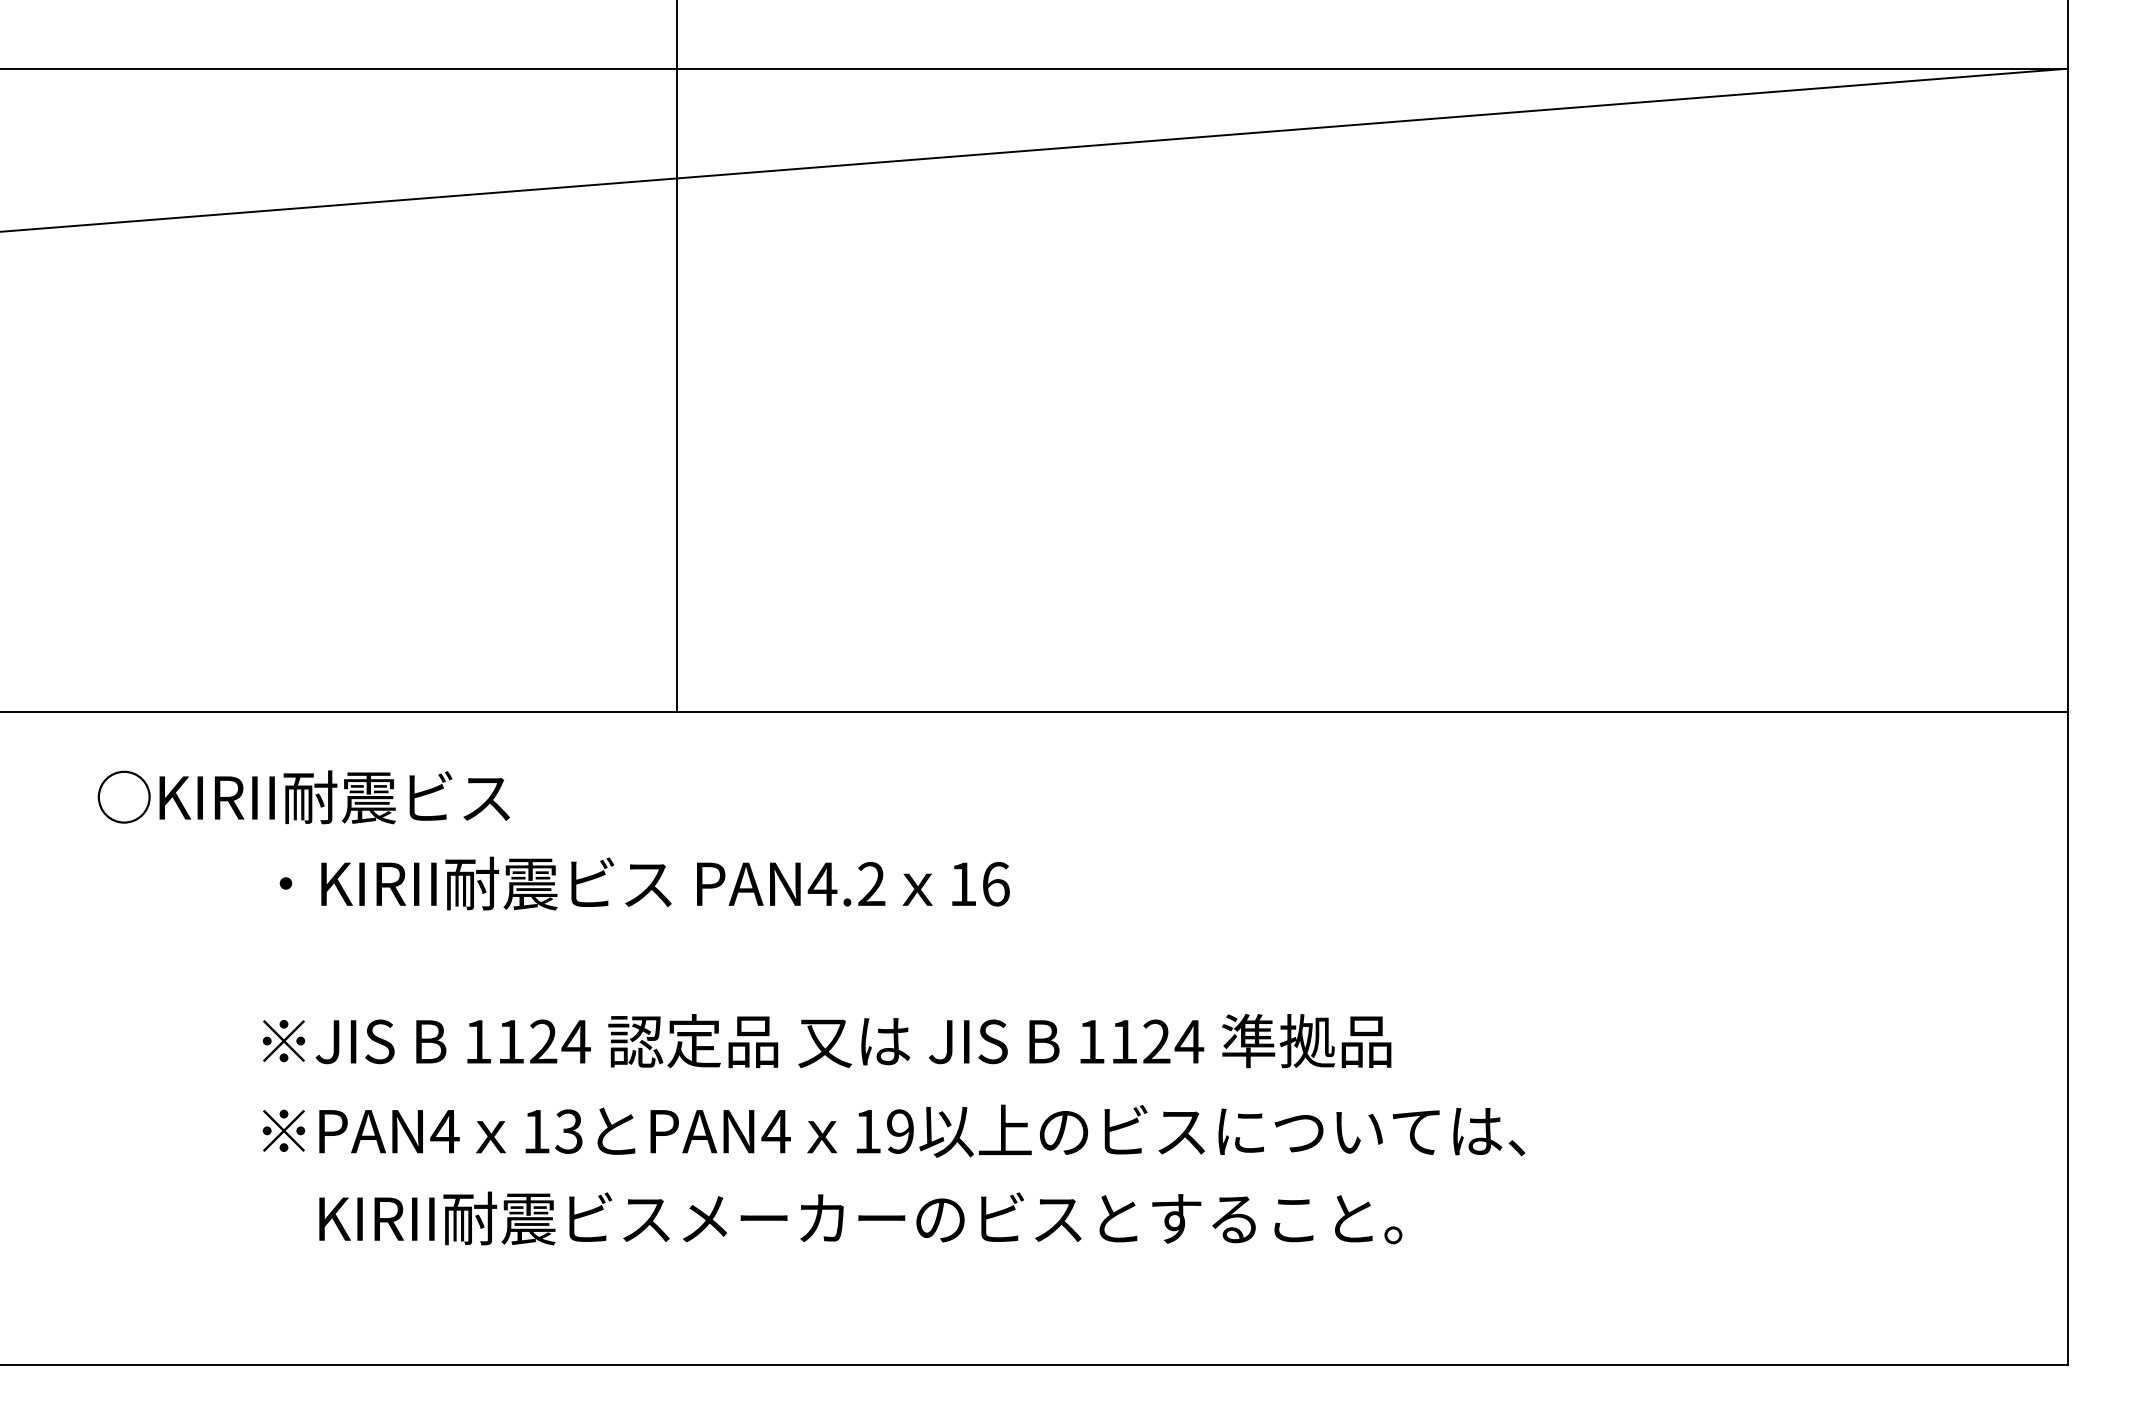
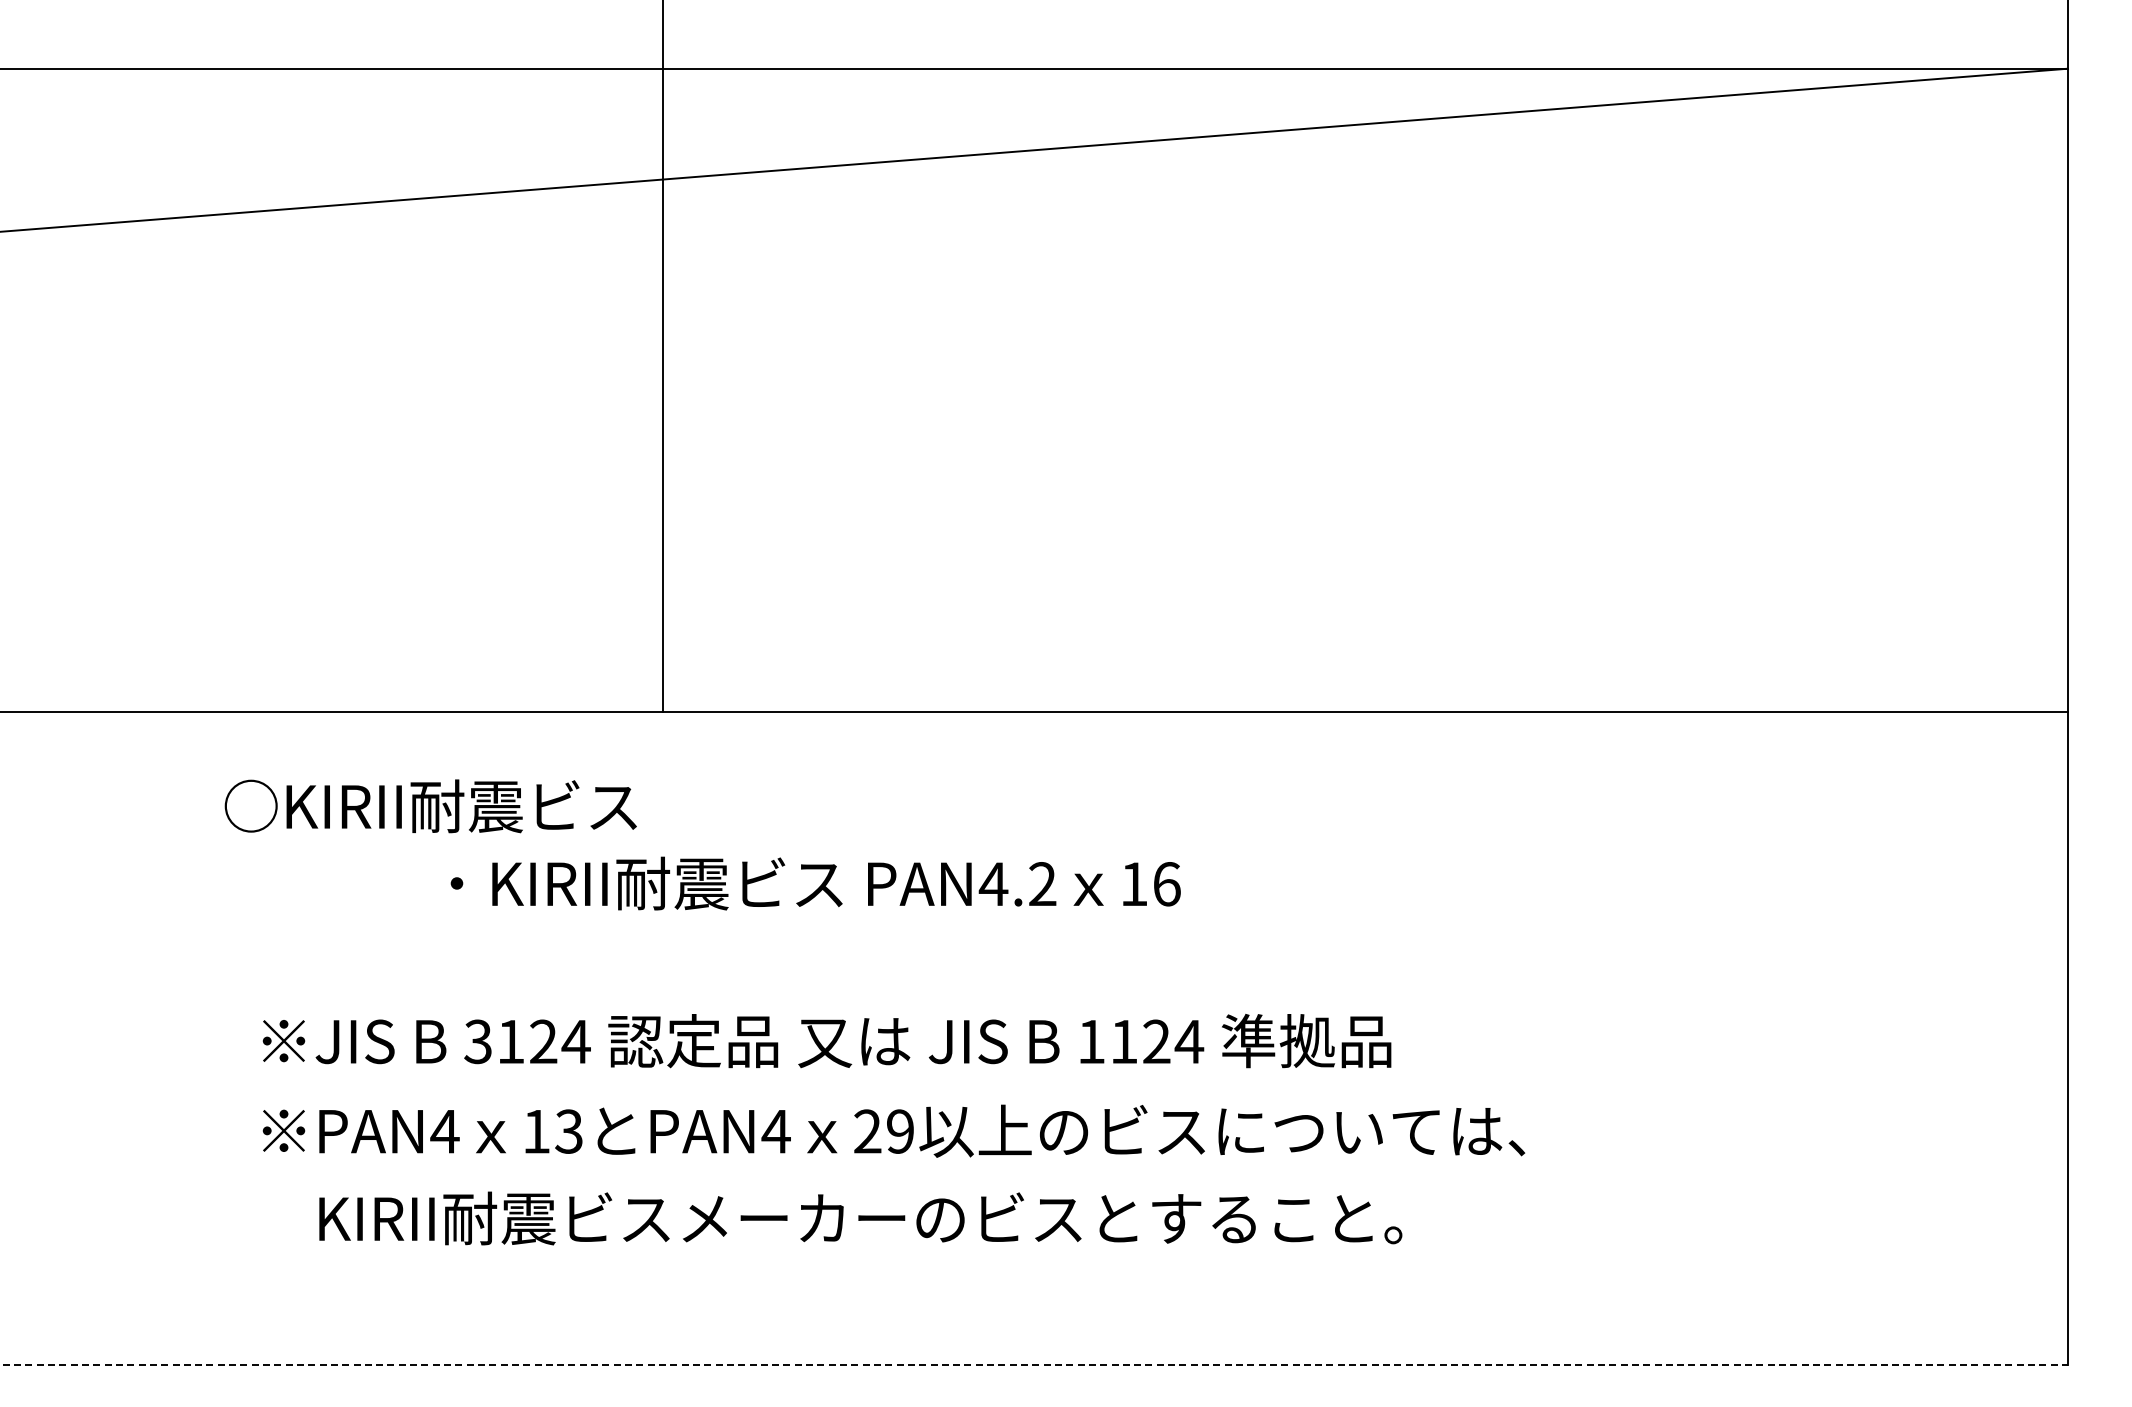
line position: (677, 356) -> (663, 356) (663, 356)
text position: (303, 797) -> (430, 806) (430, 806)
text position: (644, 883) -> (815, 883) (815, 883)
text: 1124 -> 3124 (477, 1041)
text: 19 -> 29 (867, 1131)
line: solid -> dashed (1035, 1364)
